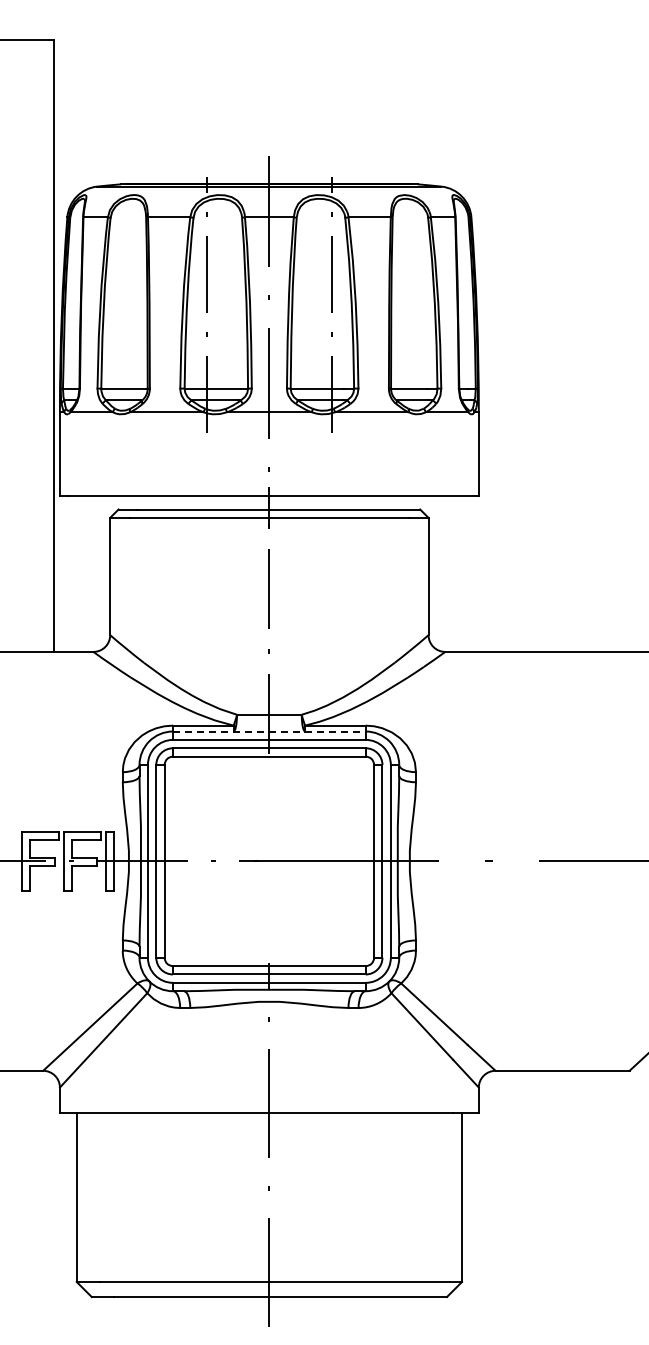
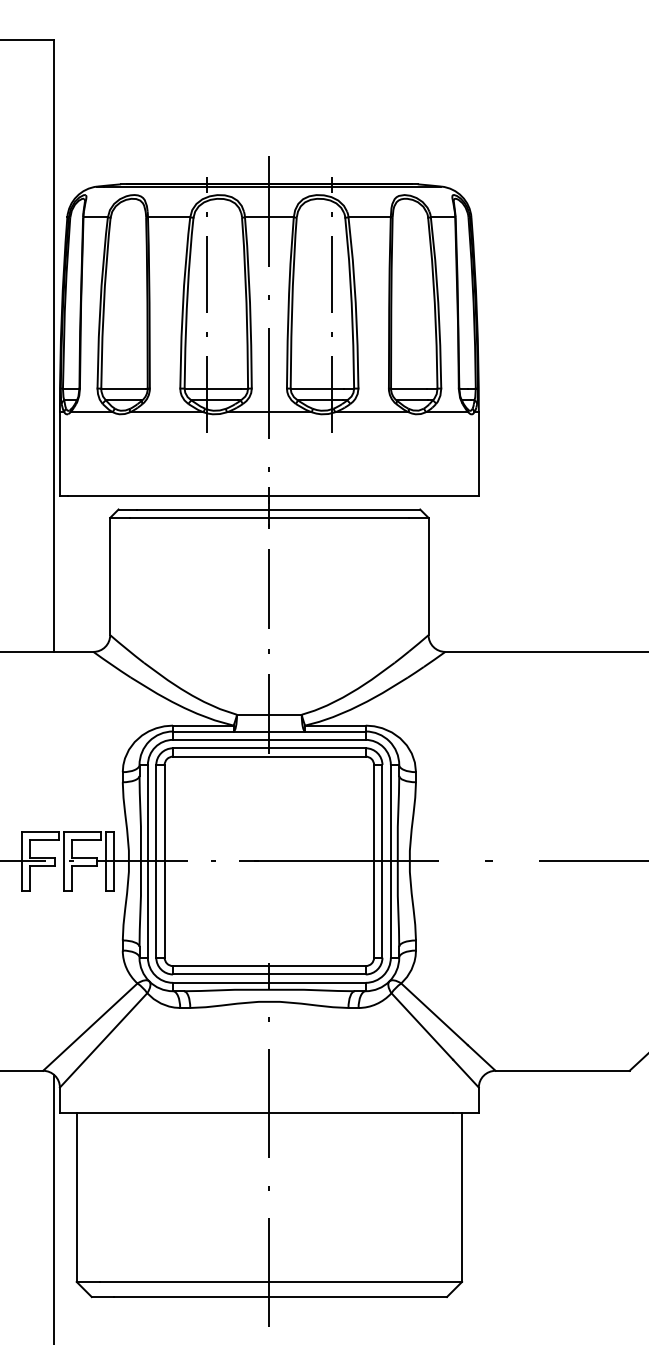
line: dashed -> solid (269, 731)
line: none -> present (54, 1207)
